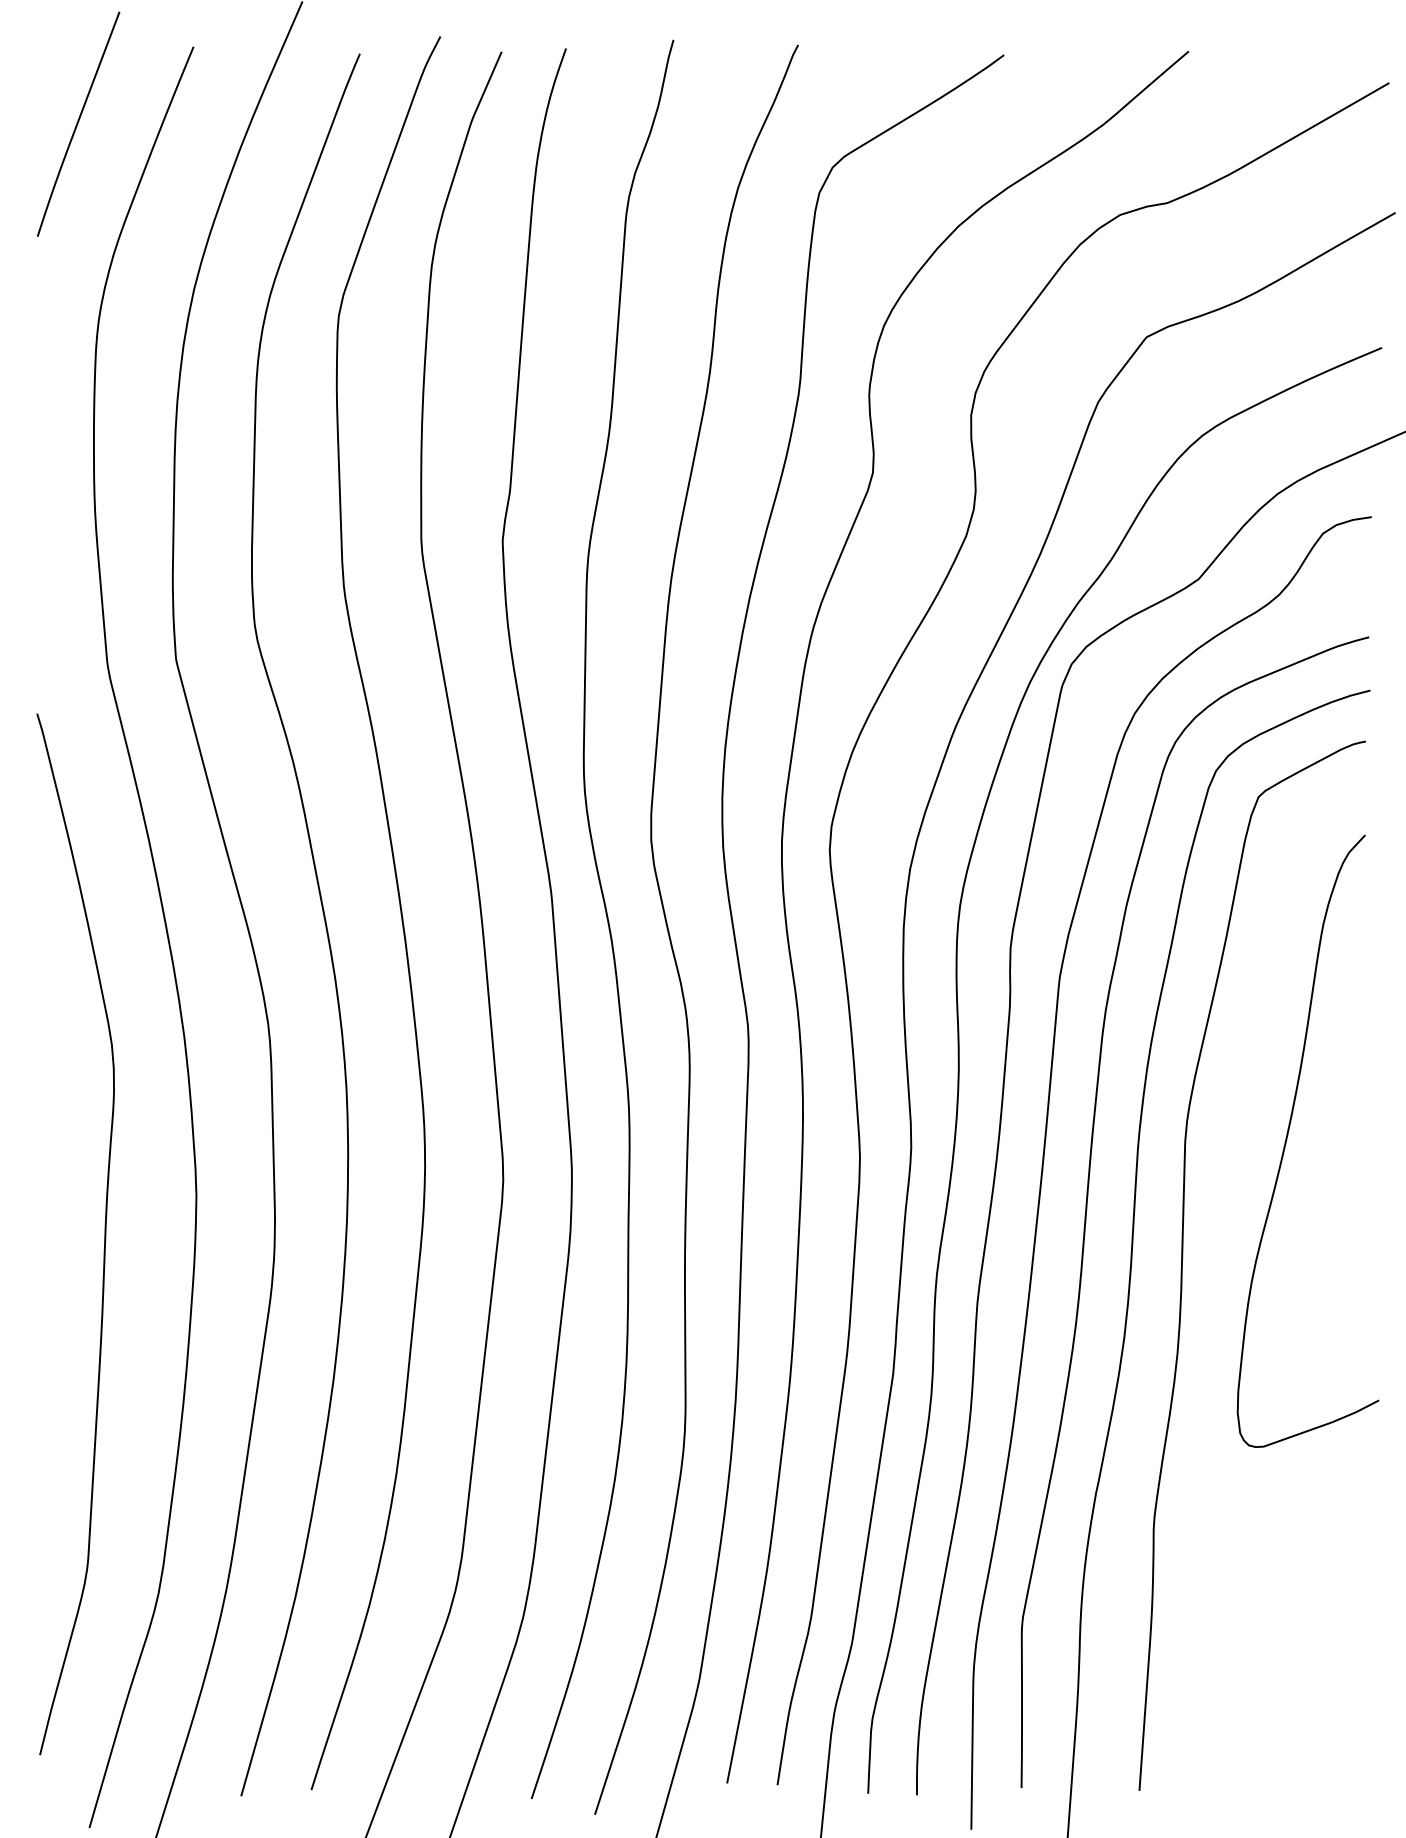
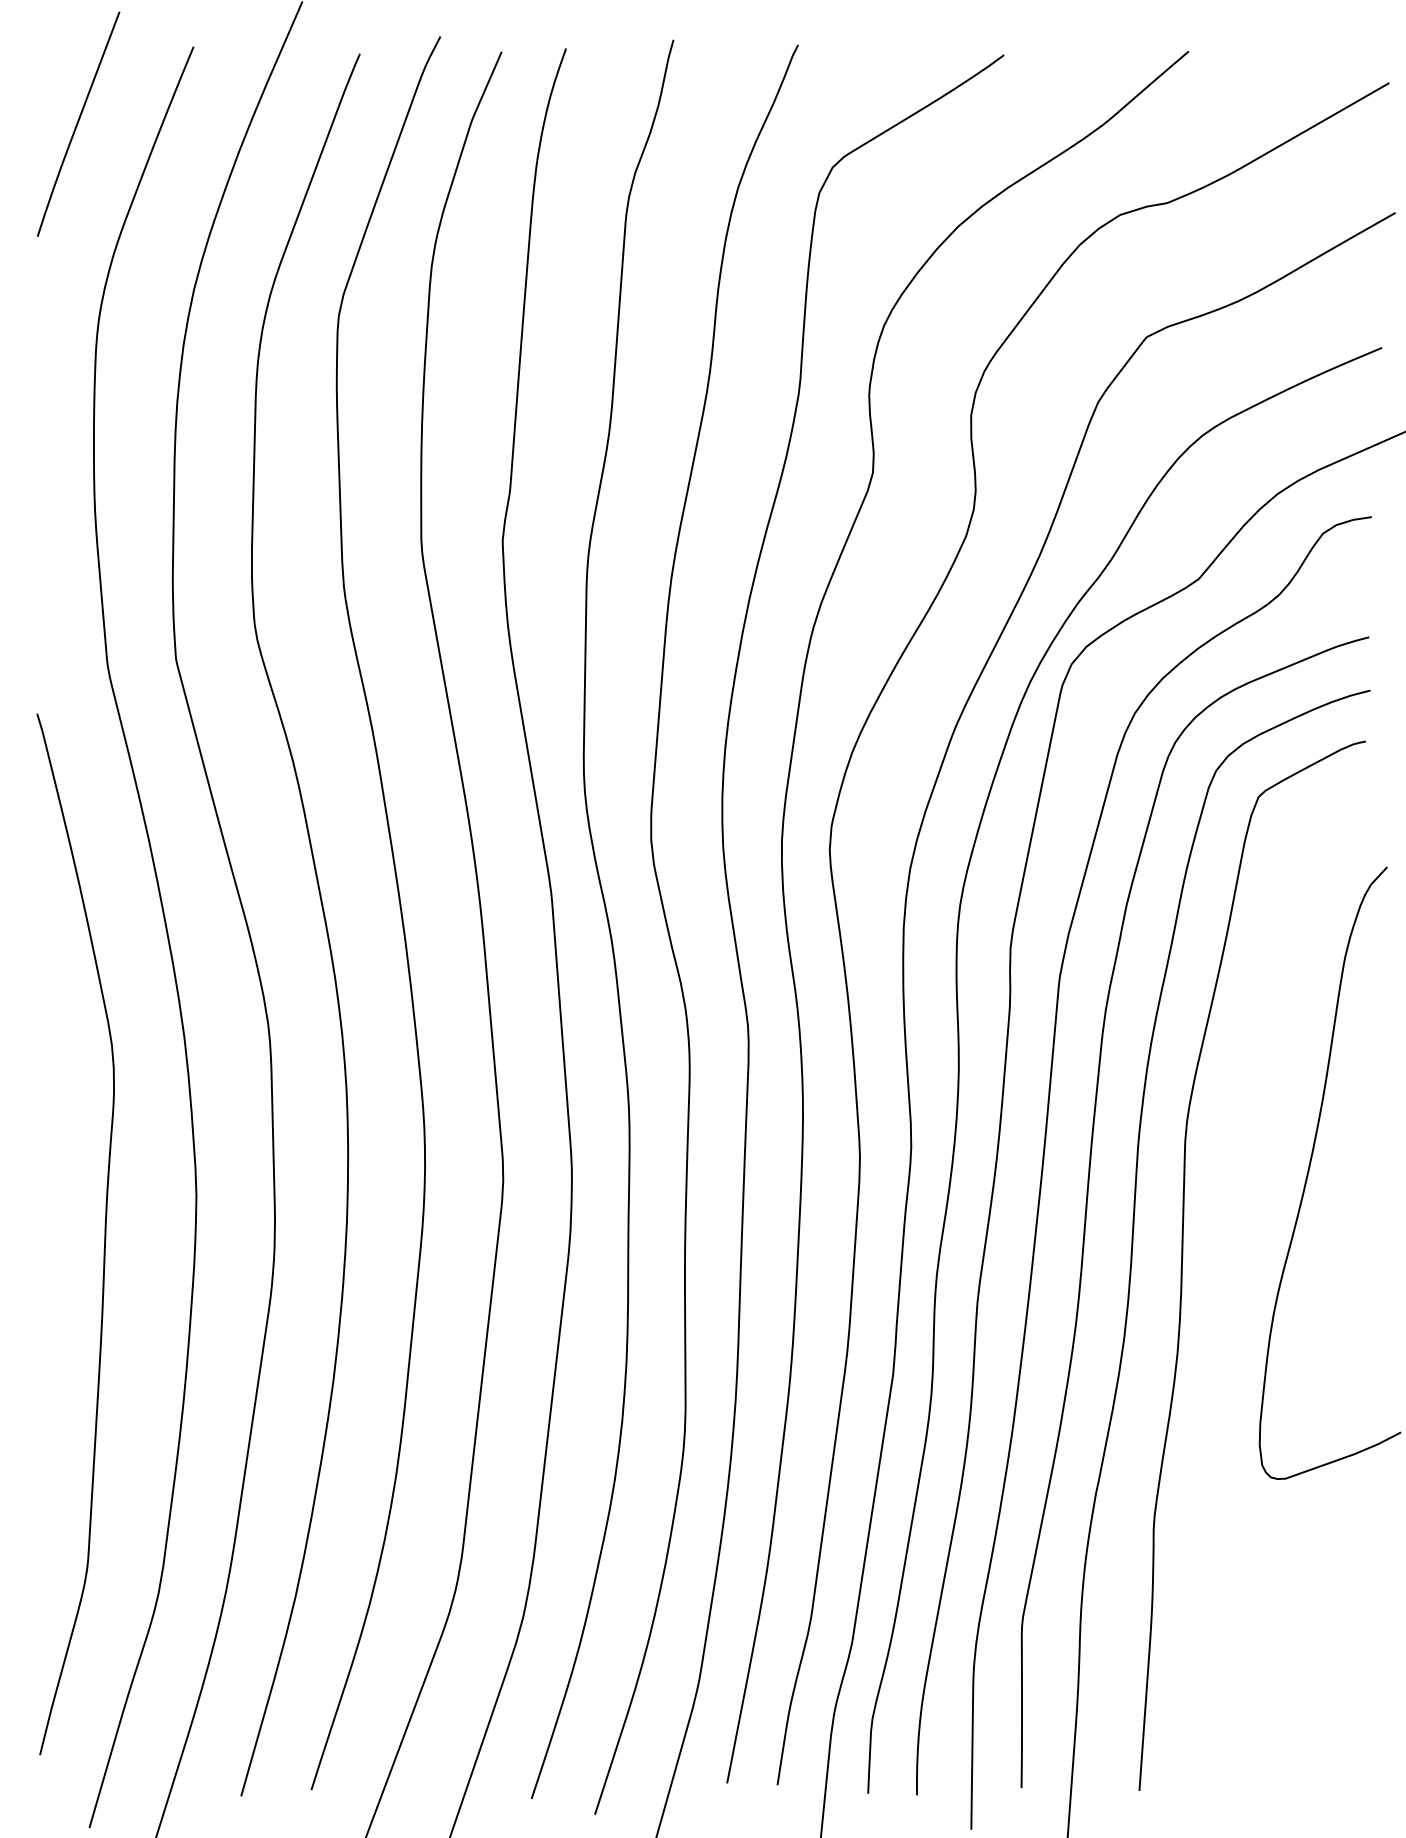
curve position: (1288, 1135) -> (1310, 1167) (1310, 1167)
